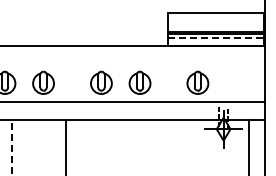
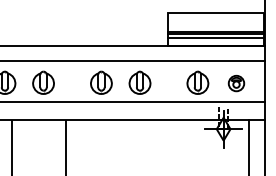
line: dashed -> solid (215, 38)
line: none -> present (133, 61)
part: none -> present (236, 83)
line: dashed -> solid (12, 147)
